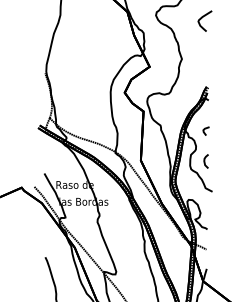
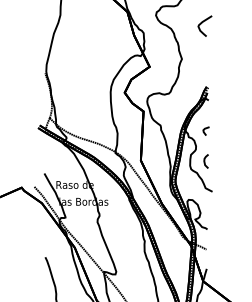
curve position: (202, 18) -> (202, 23) (202, 23)
